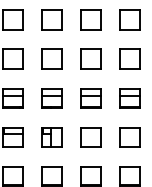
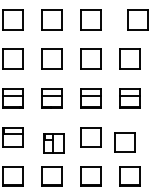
part position: (129, 19) -> (137, 19) (137, 19)
part position: (51, 137) -> (53, 143) (53, 143)
part position: (129, 137) -> (124, 142) (124, 142)
